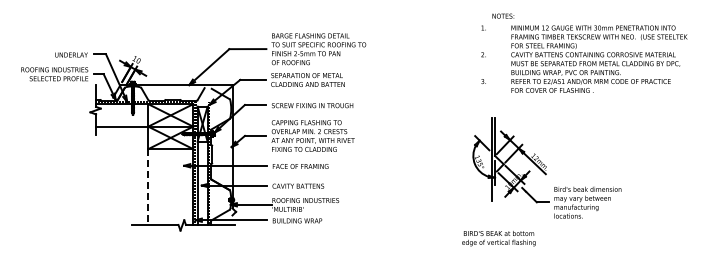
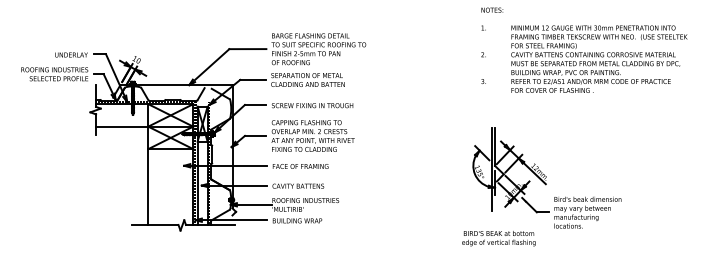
text position: (503, 15) -> (492, 9) (492, 9)
part position: (546, 167) -> (546, 177) (546, 177)
line: dashed -> solid (148, 187)
